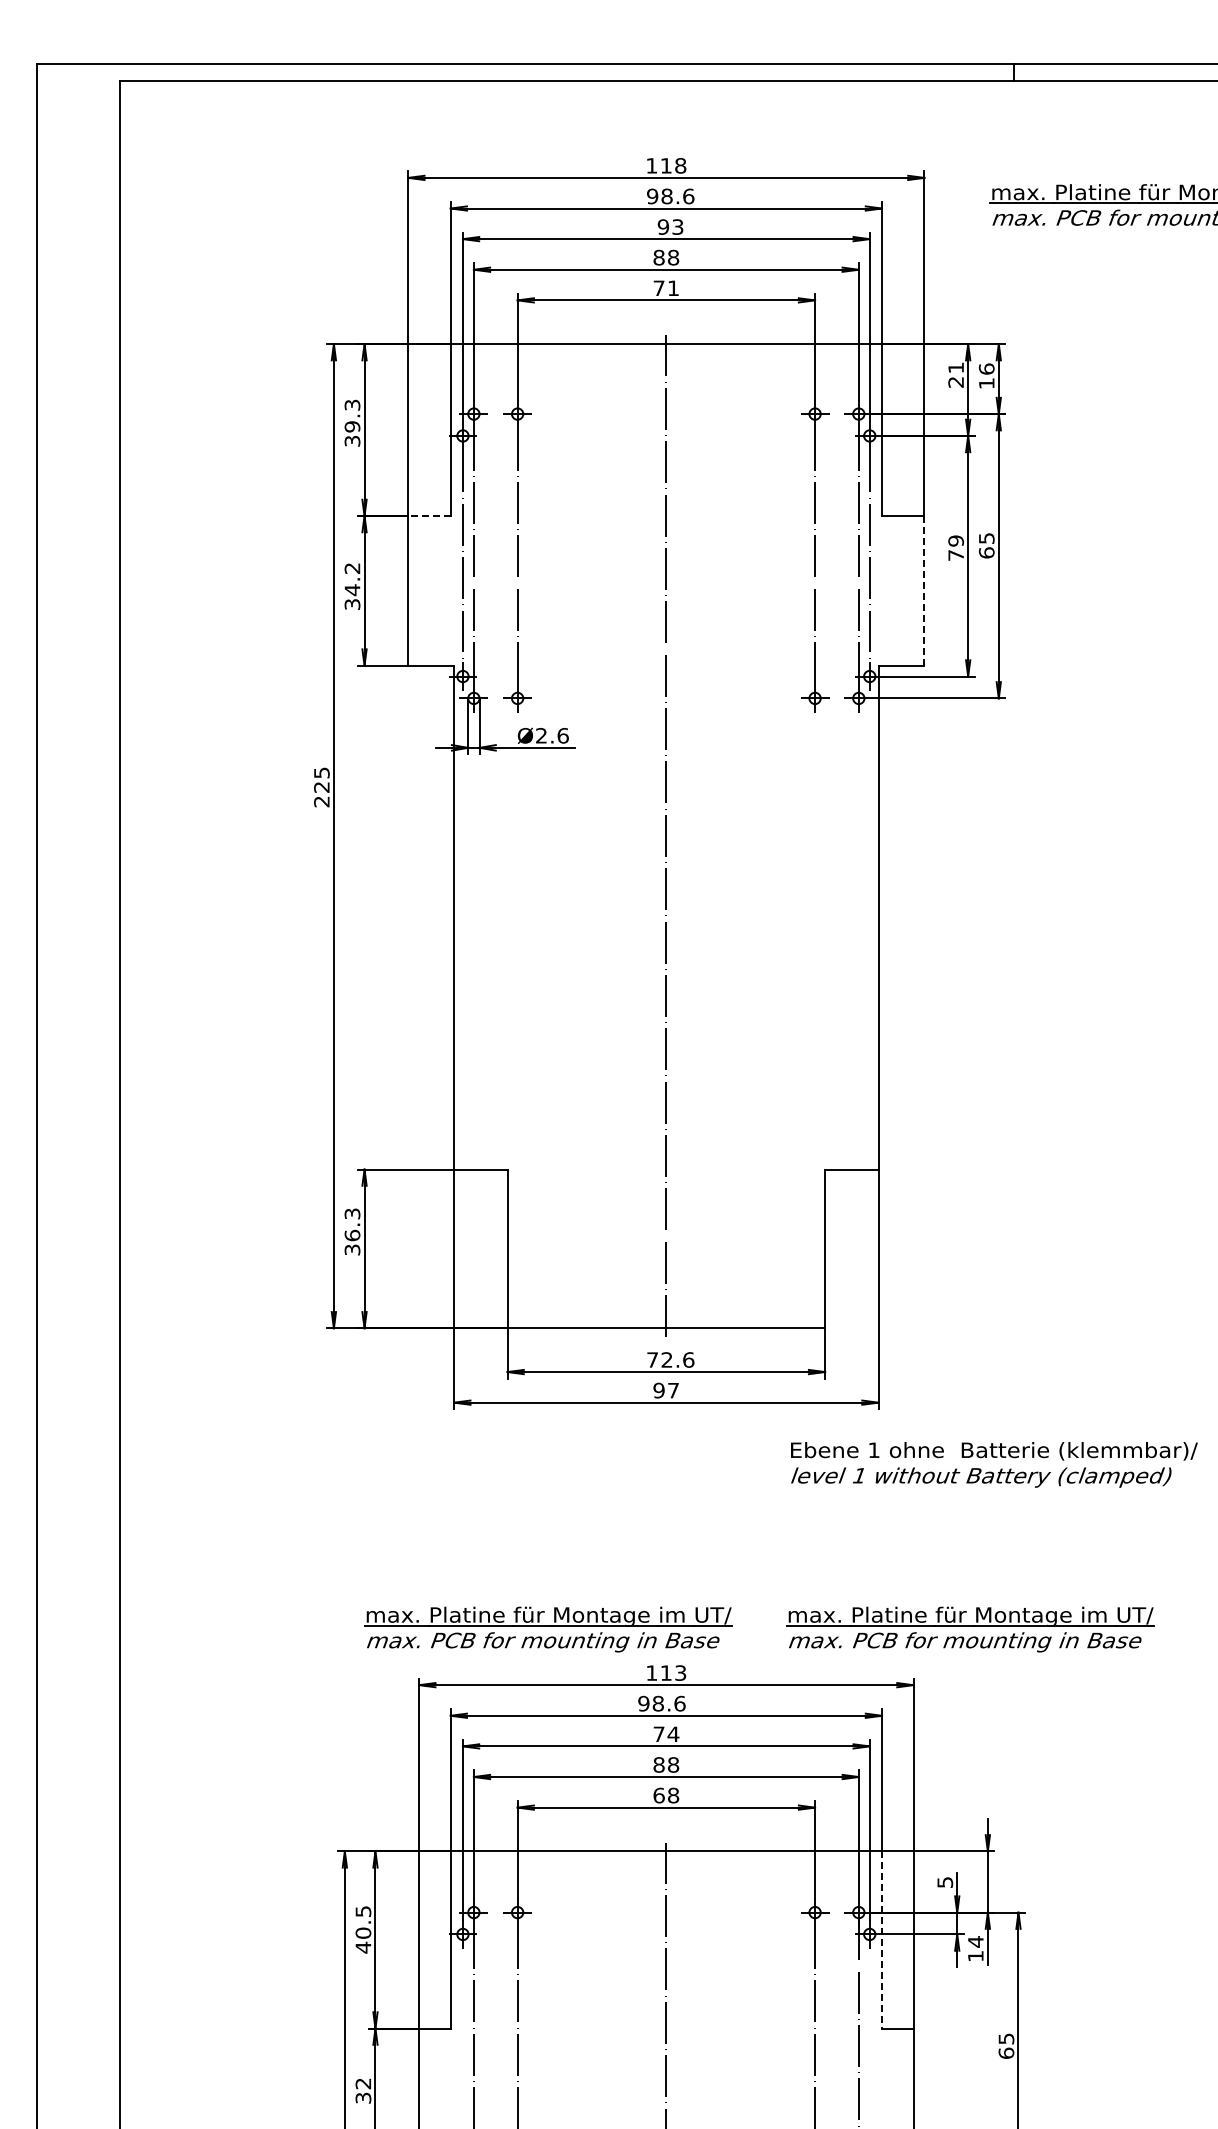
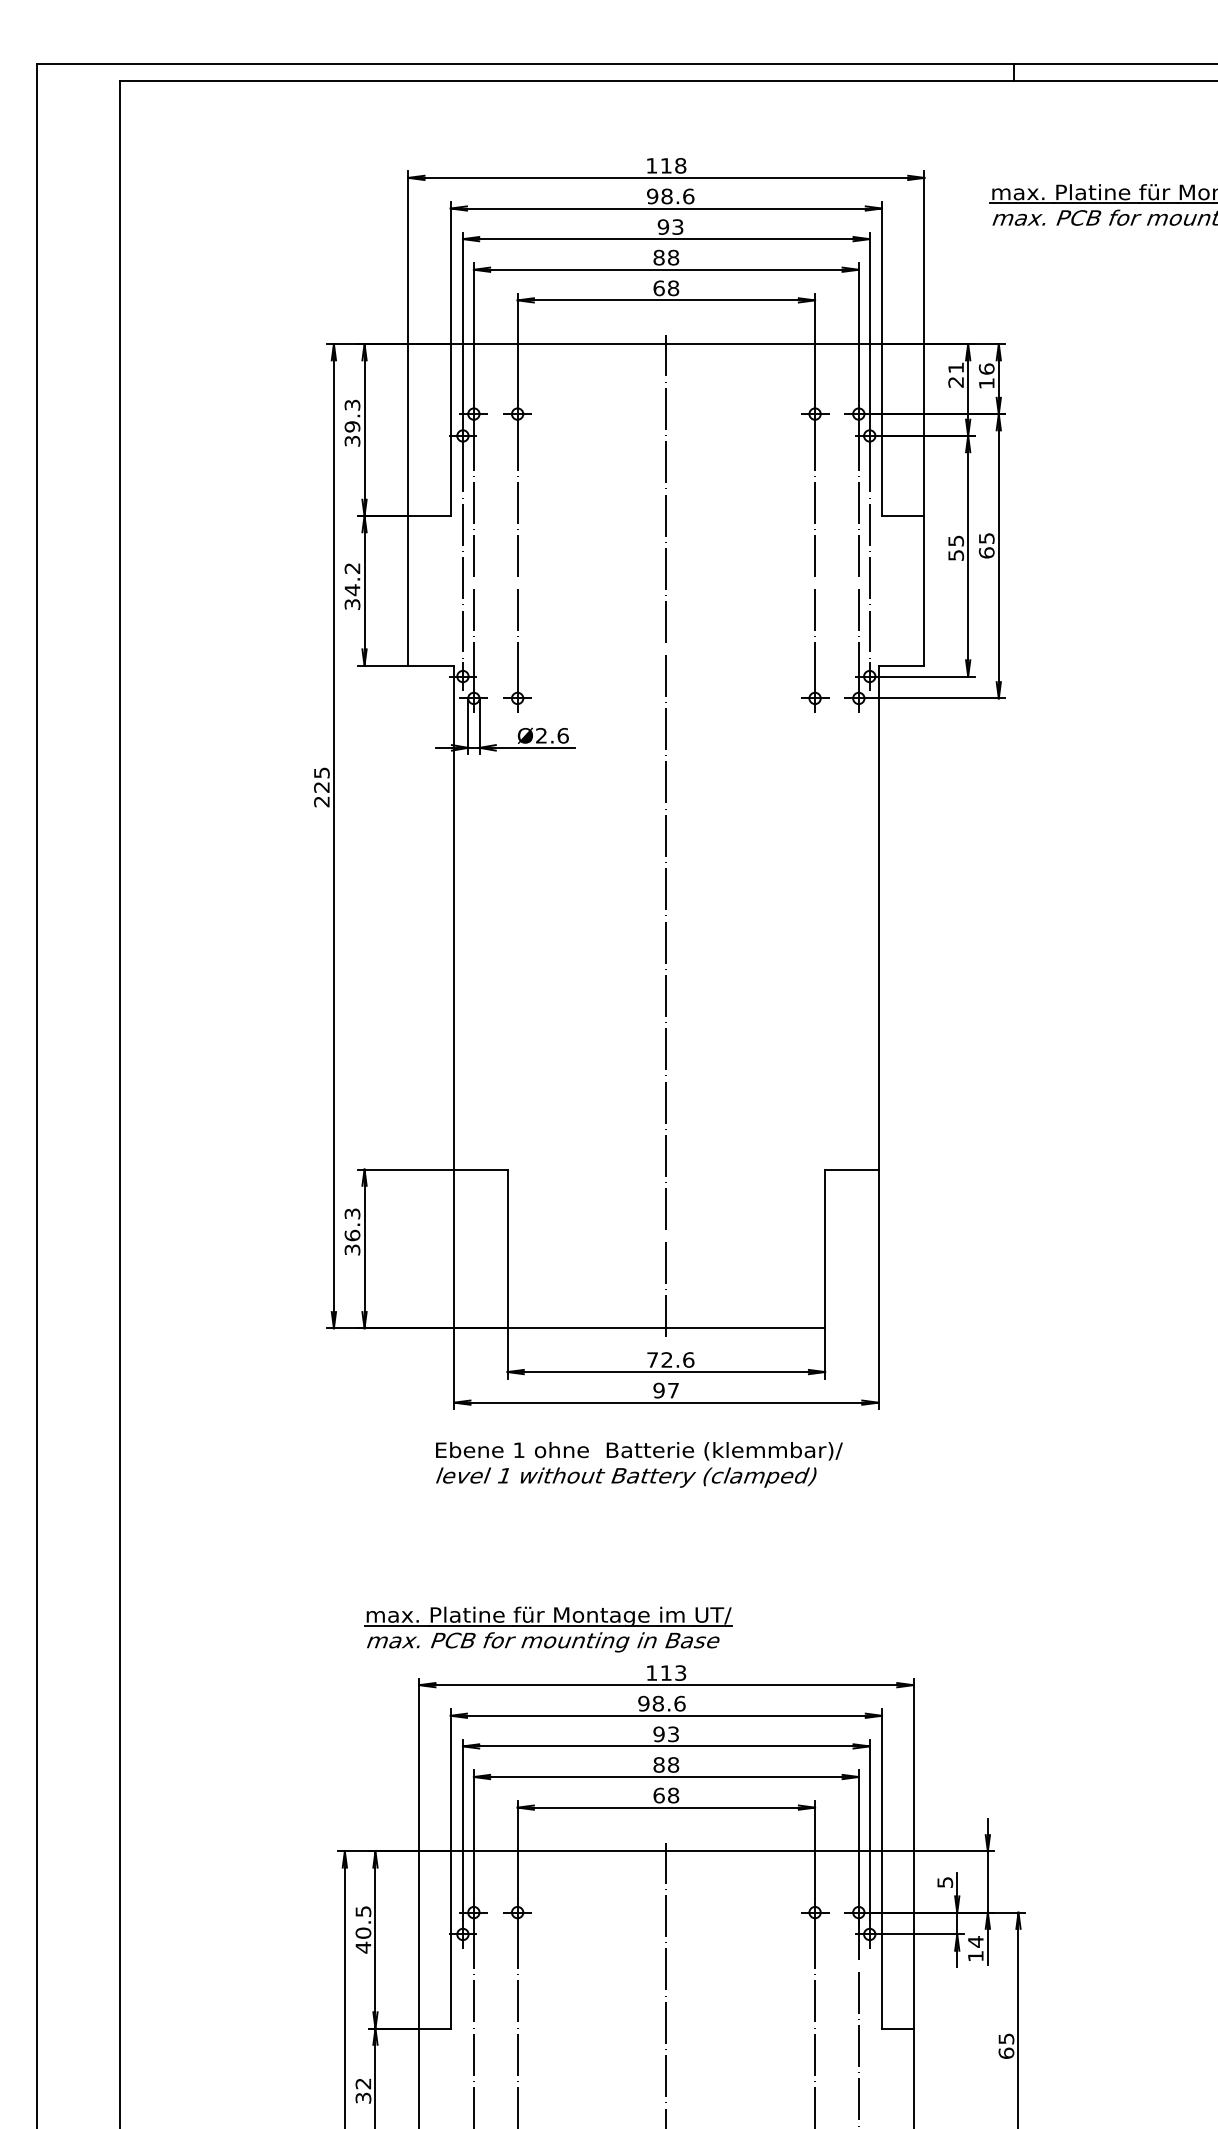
text: 71 -> 68 (666, 288)
line: dashed -> solid (429, 516)
text: 79 -> 55 (956, 547)
line: dashed -> solid (924, 590)
text position: (994, 1464) -> (639, 1464) (639, 1464)
part: present -> none (970, 1629)
text: 74 -> 93 (666, 1734)
line: dashed -> solid (882, 1939)
